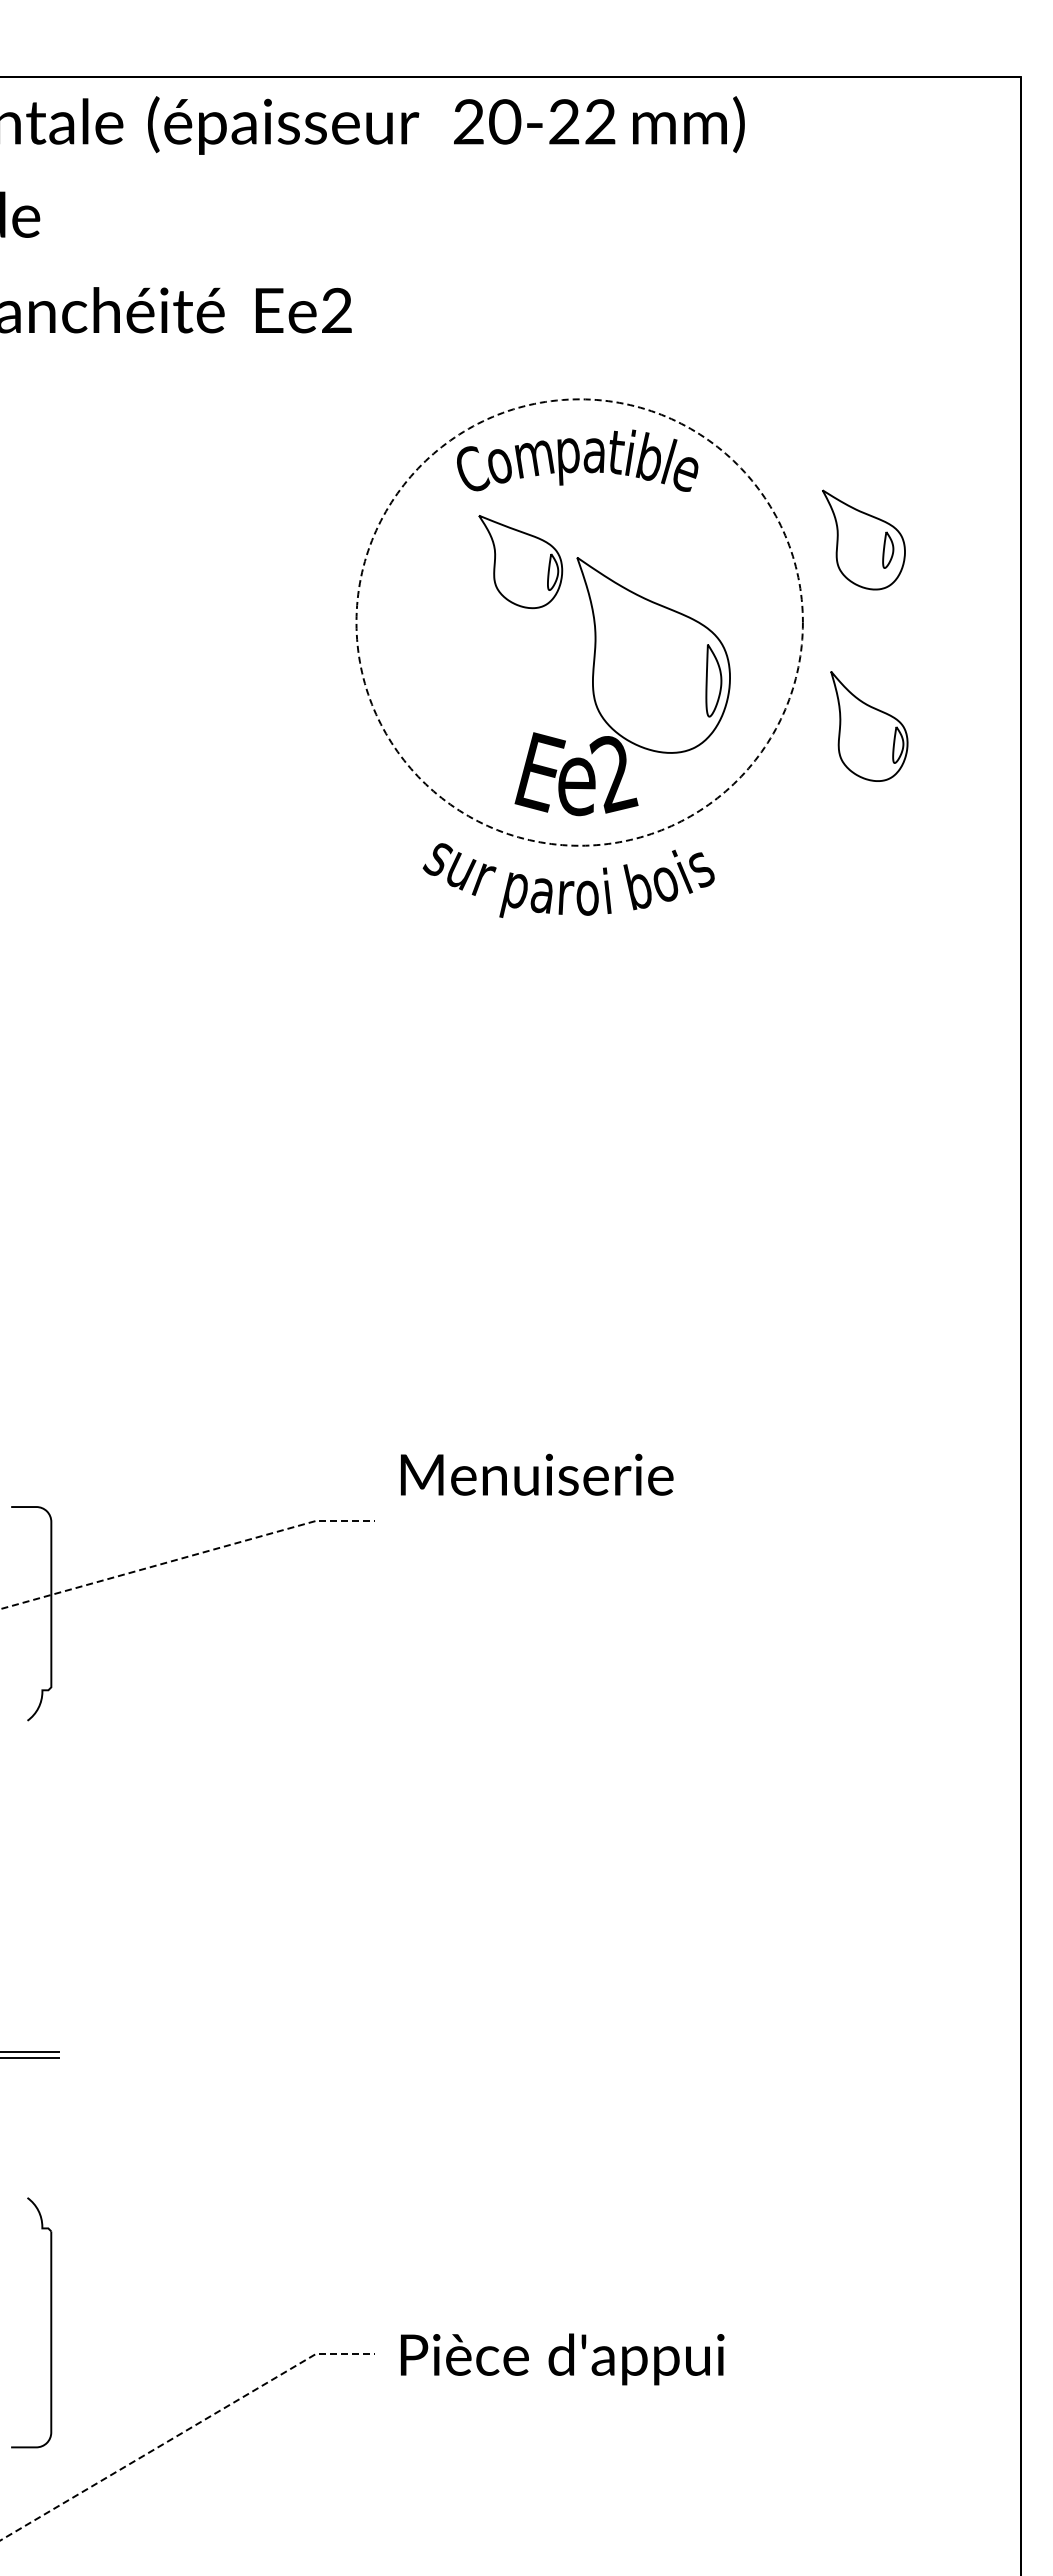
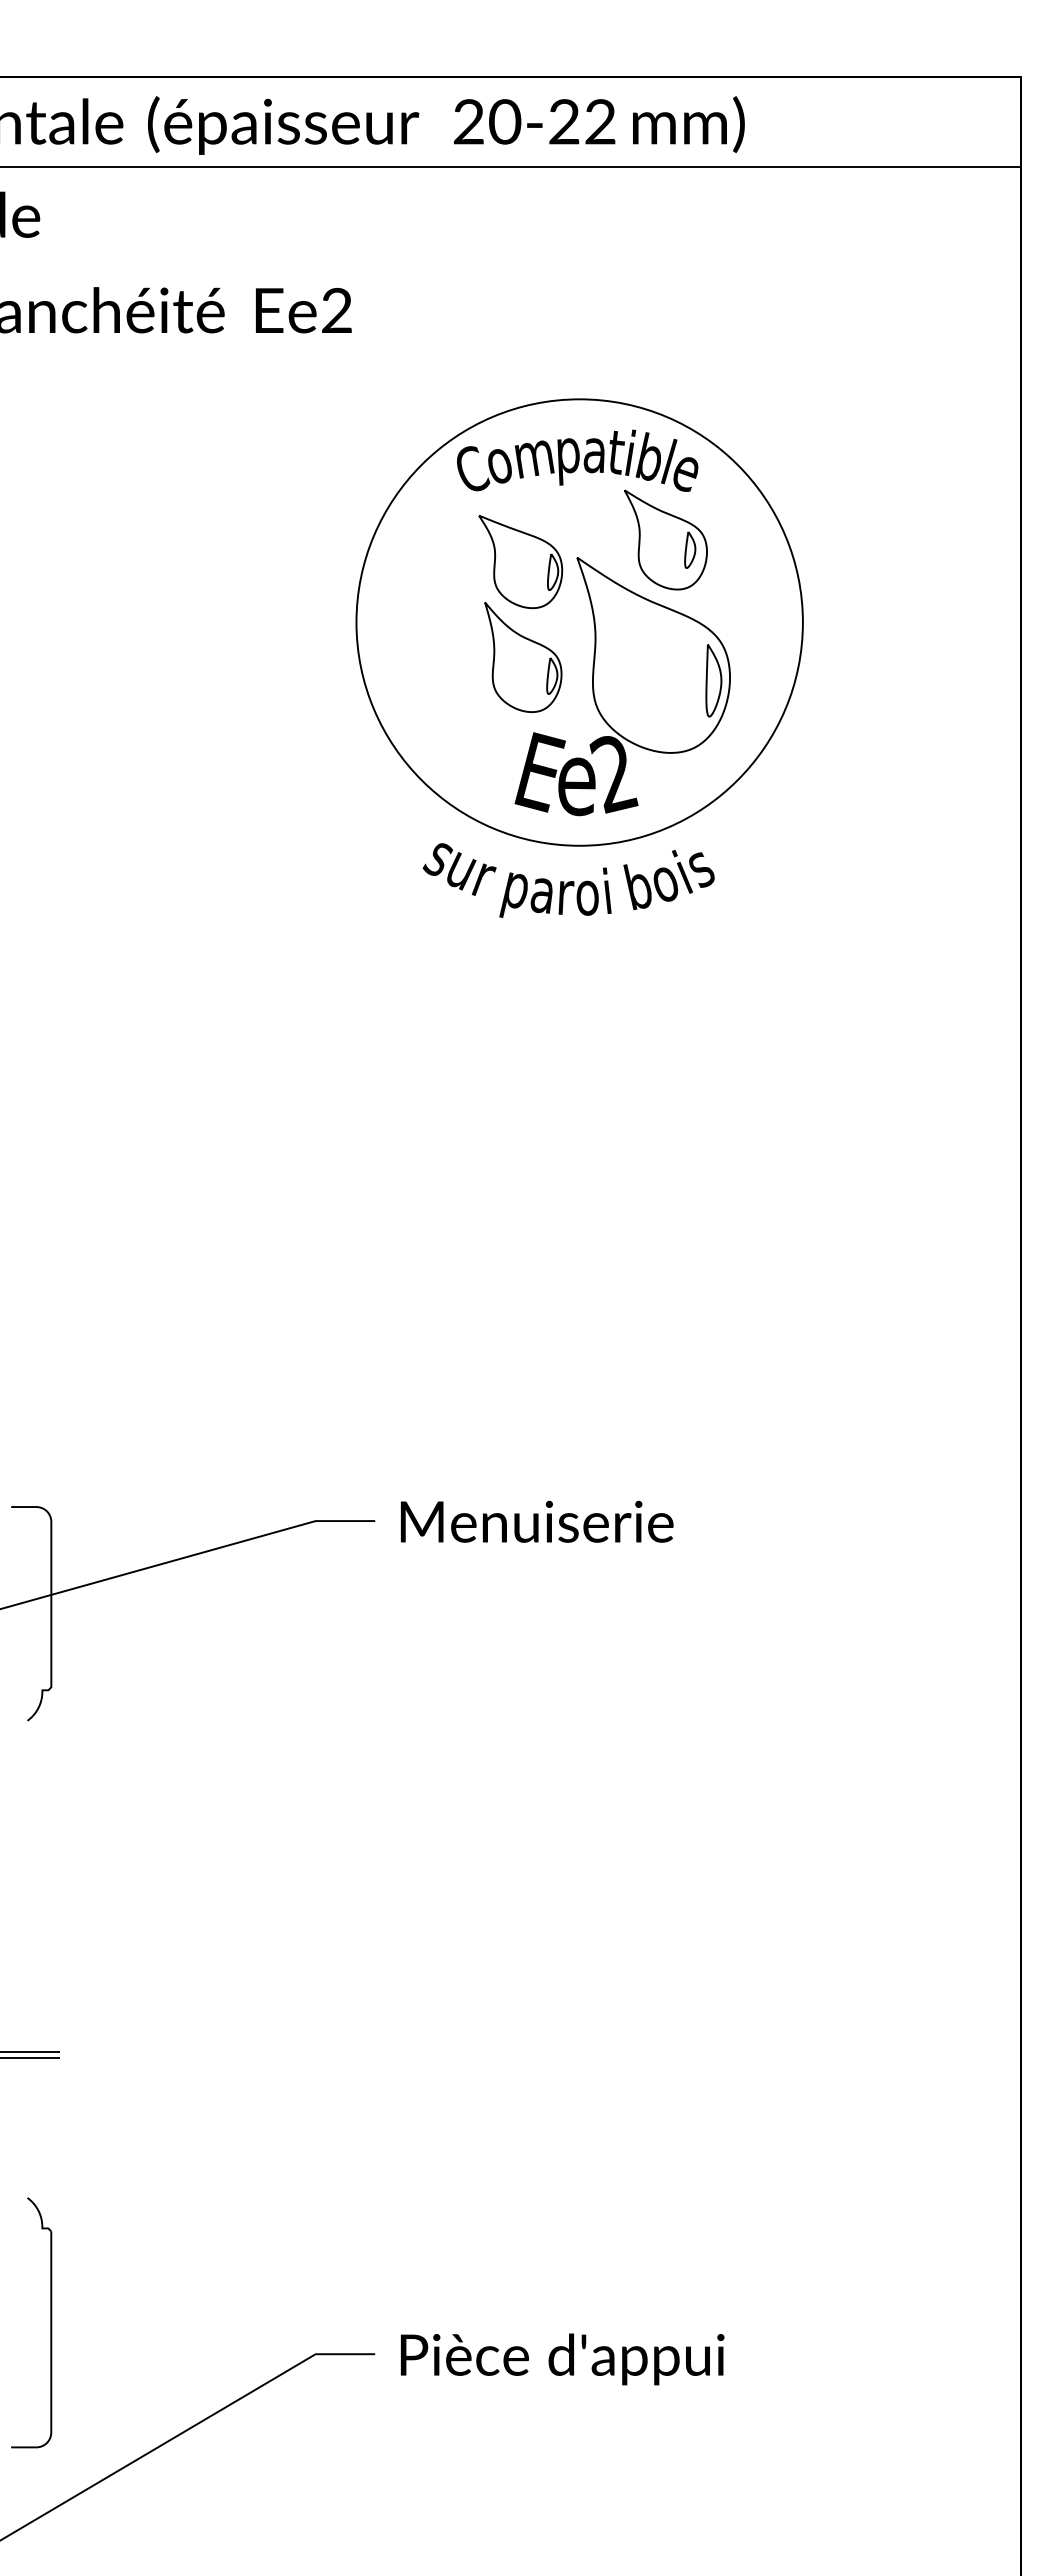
line: none -> present (511, 166)
part position: (863, 539) -> (665, 539) (665, 539)
circle: dashed -> solid (579, 622)
part position: (869, 726) -> (523, 657) (523, 657)
text position: (537, 1474) -> (537, 1521) (537, 1521)
line: dashed -> solid (187, 1556)
line: dashed -> solid (184, 2431)
